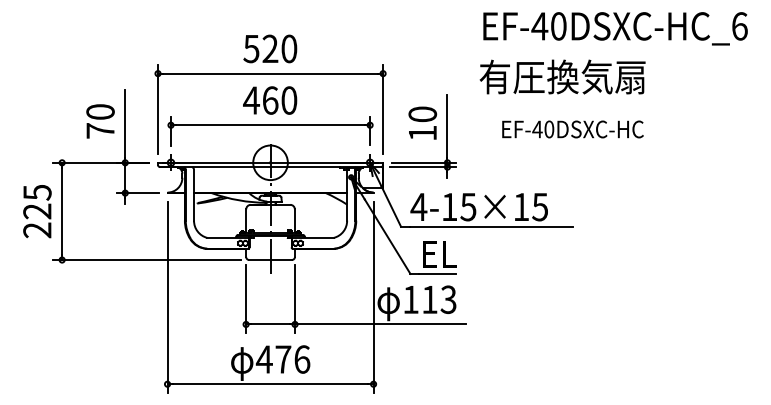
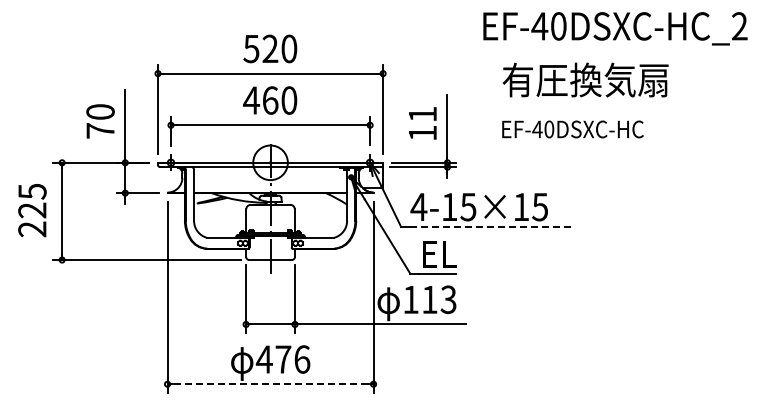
text: EF-40DSXC-HC_6 -> EF-40DSXC-HC_2 (739, 26)
text position: (562, 76) -> (585, 79) (585, 79)
text: 10 -> 11 (422, 114)
text position: (37, 211) -> (32, 210) (32, 210)
line: solid -> dashed (491, 226)
line: solid -> dashed (270, 384)
